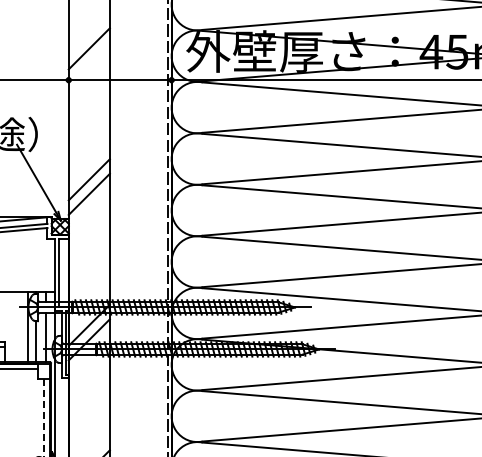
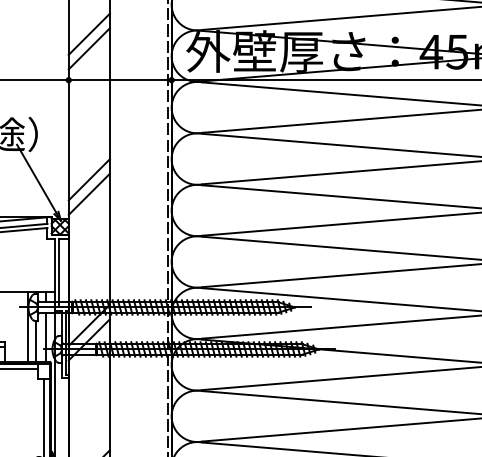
line: none -> present (88, 33)
line: dashed -> solid (44, 417)
